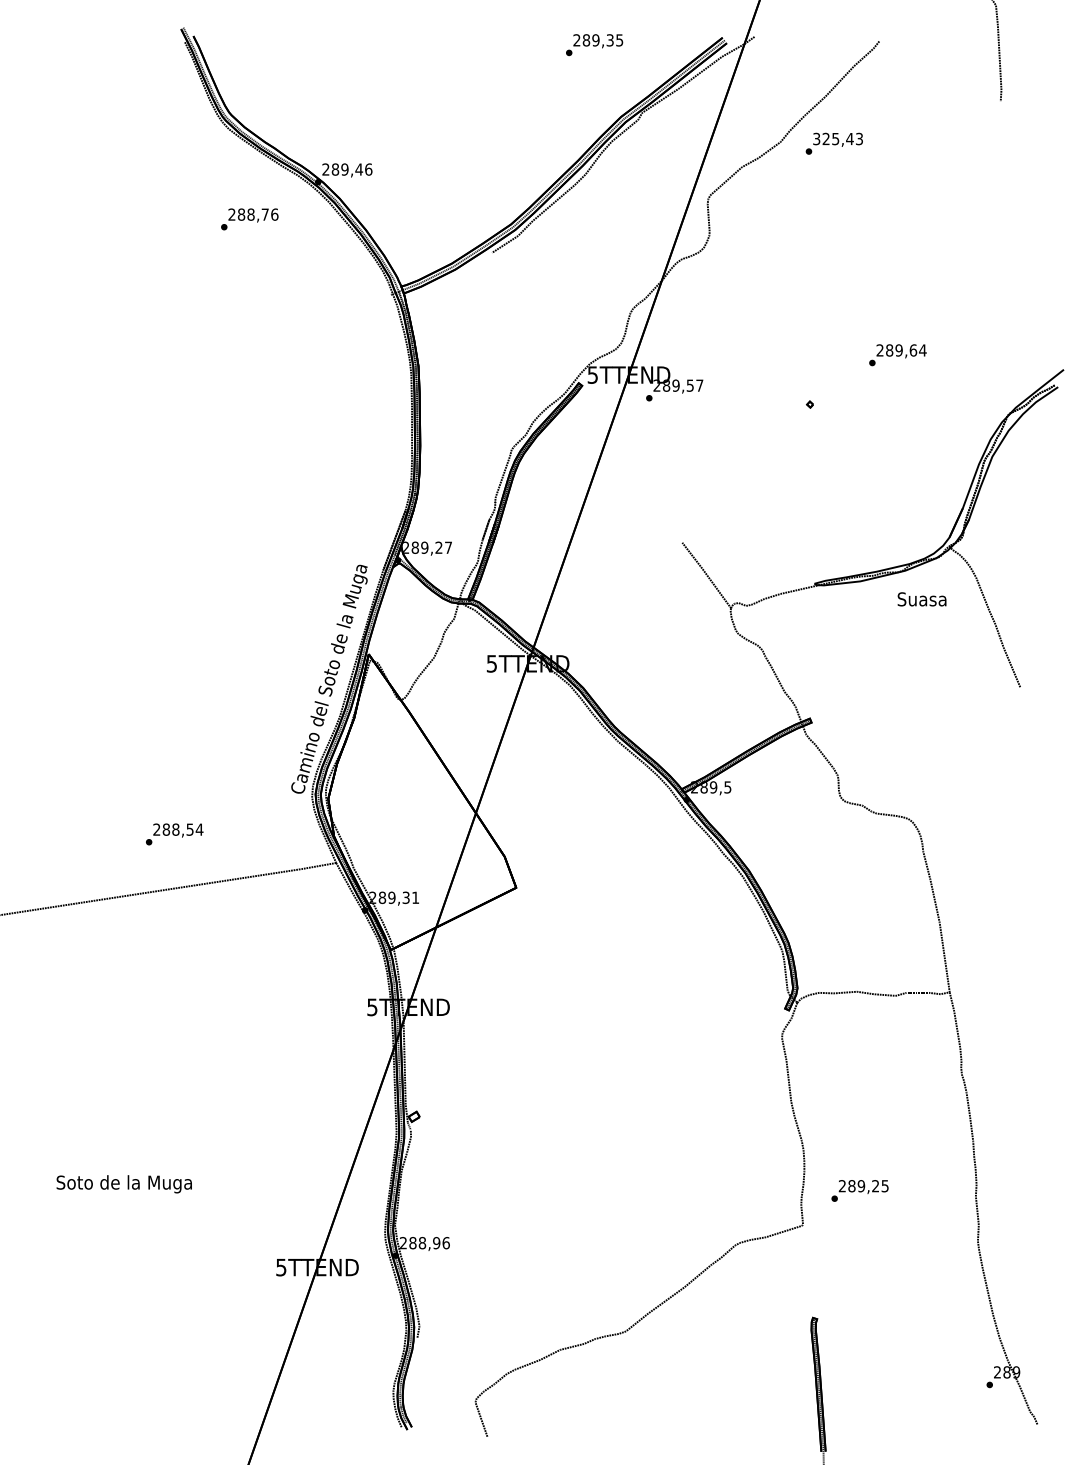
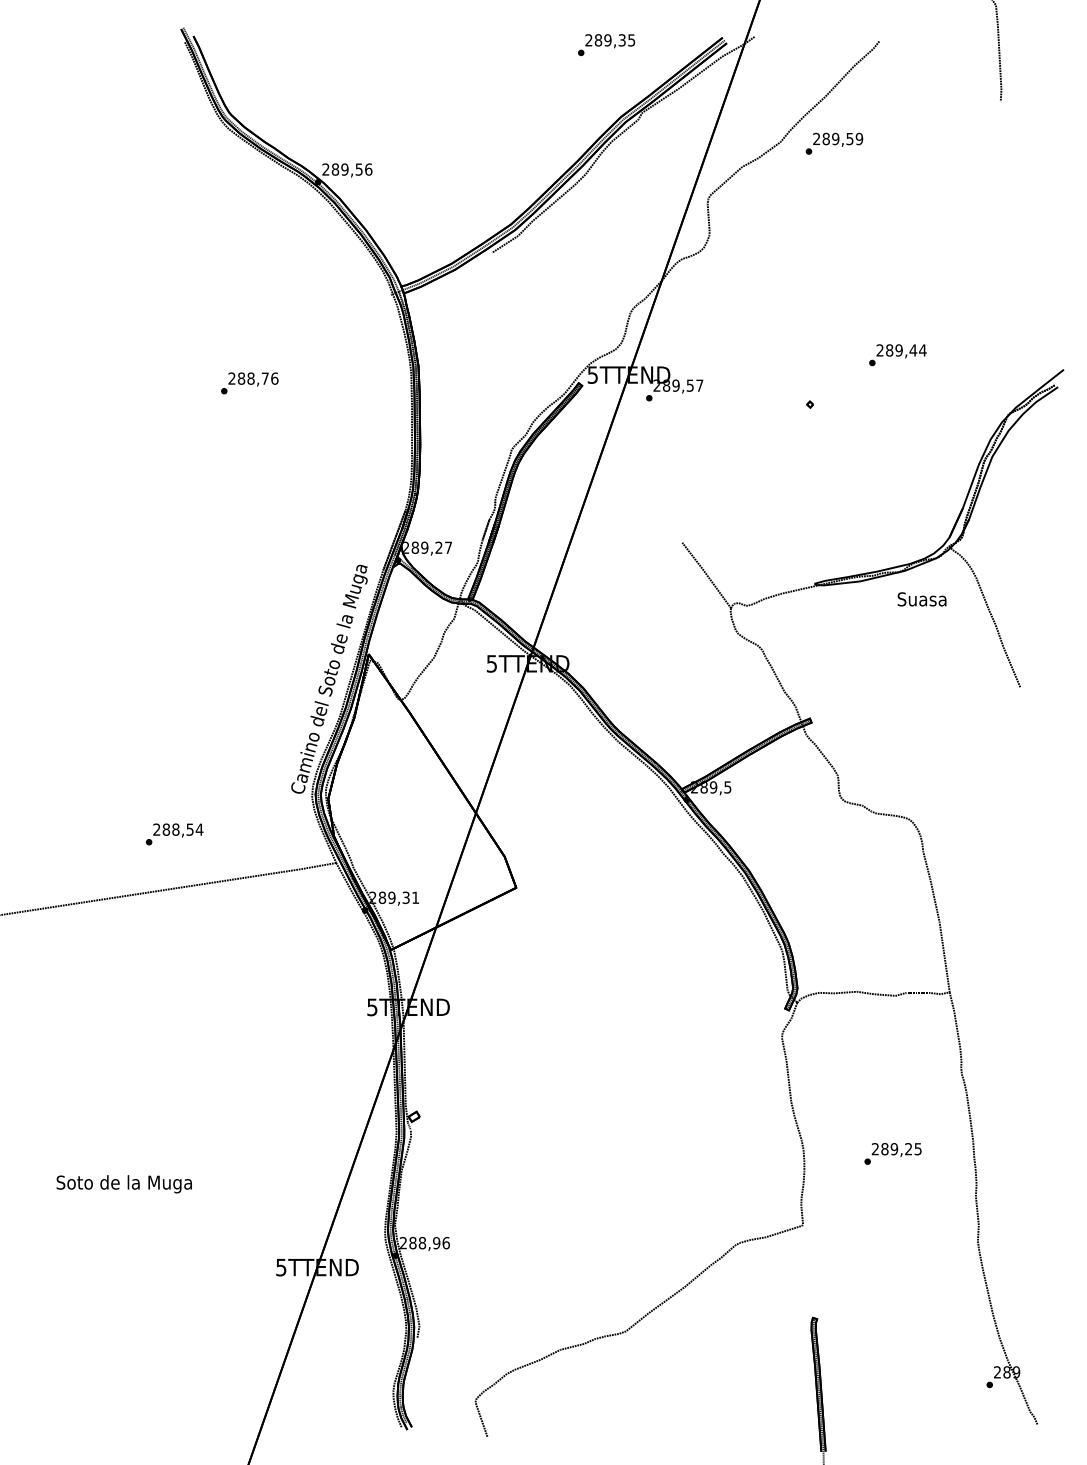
text position: (594, 45) -> (606, 45) (606, 45)
text: 325,43 -> 289,59 (838, 138)
text: 289,46 -> 289,56 (359, 169)
text position: (249, 219) -> (249, 383) (249, 383)
text: 289,64 -> 289,44 (913, 350)
text position: (859, 1190) -> (892, 1153) (892, 1153)
